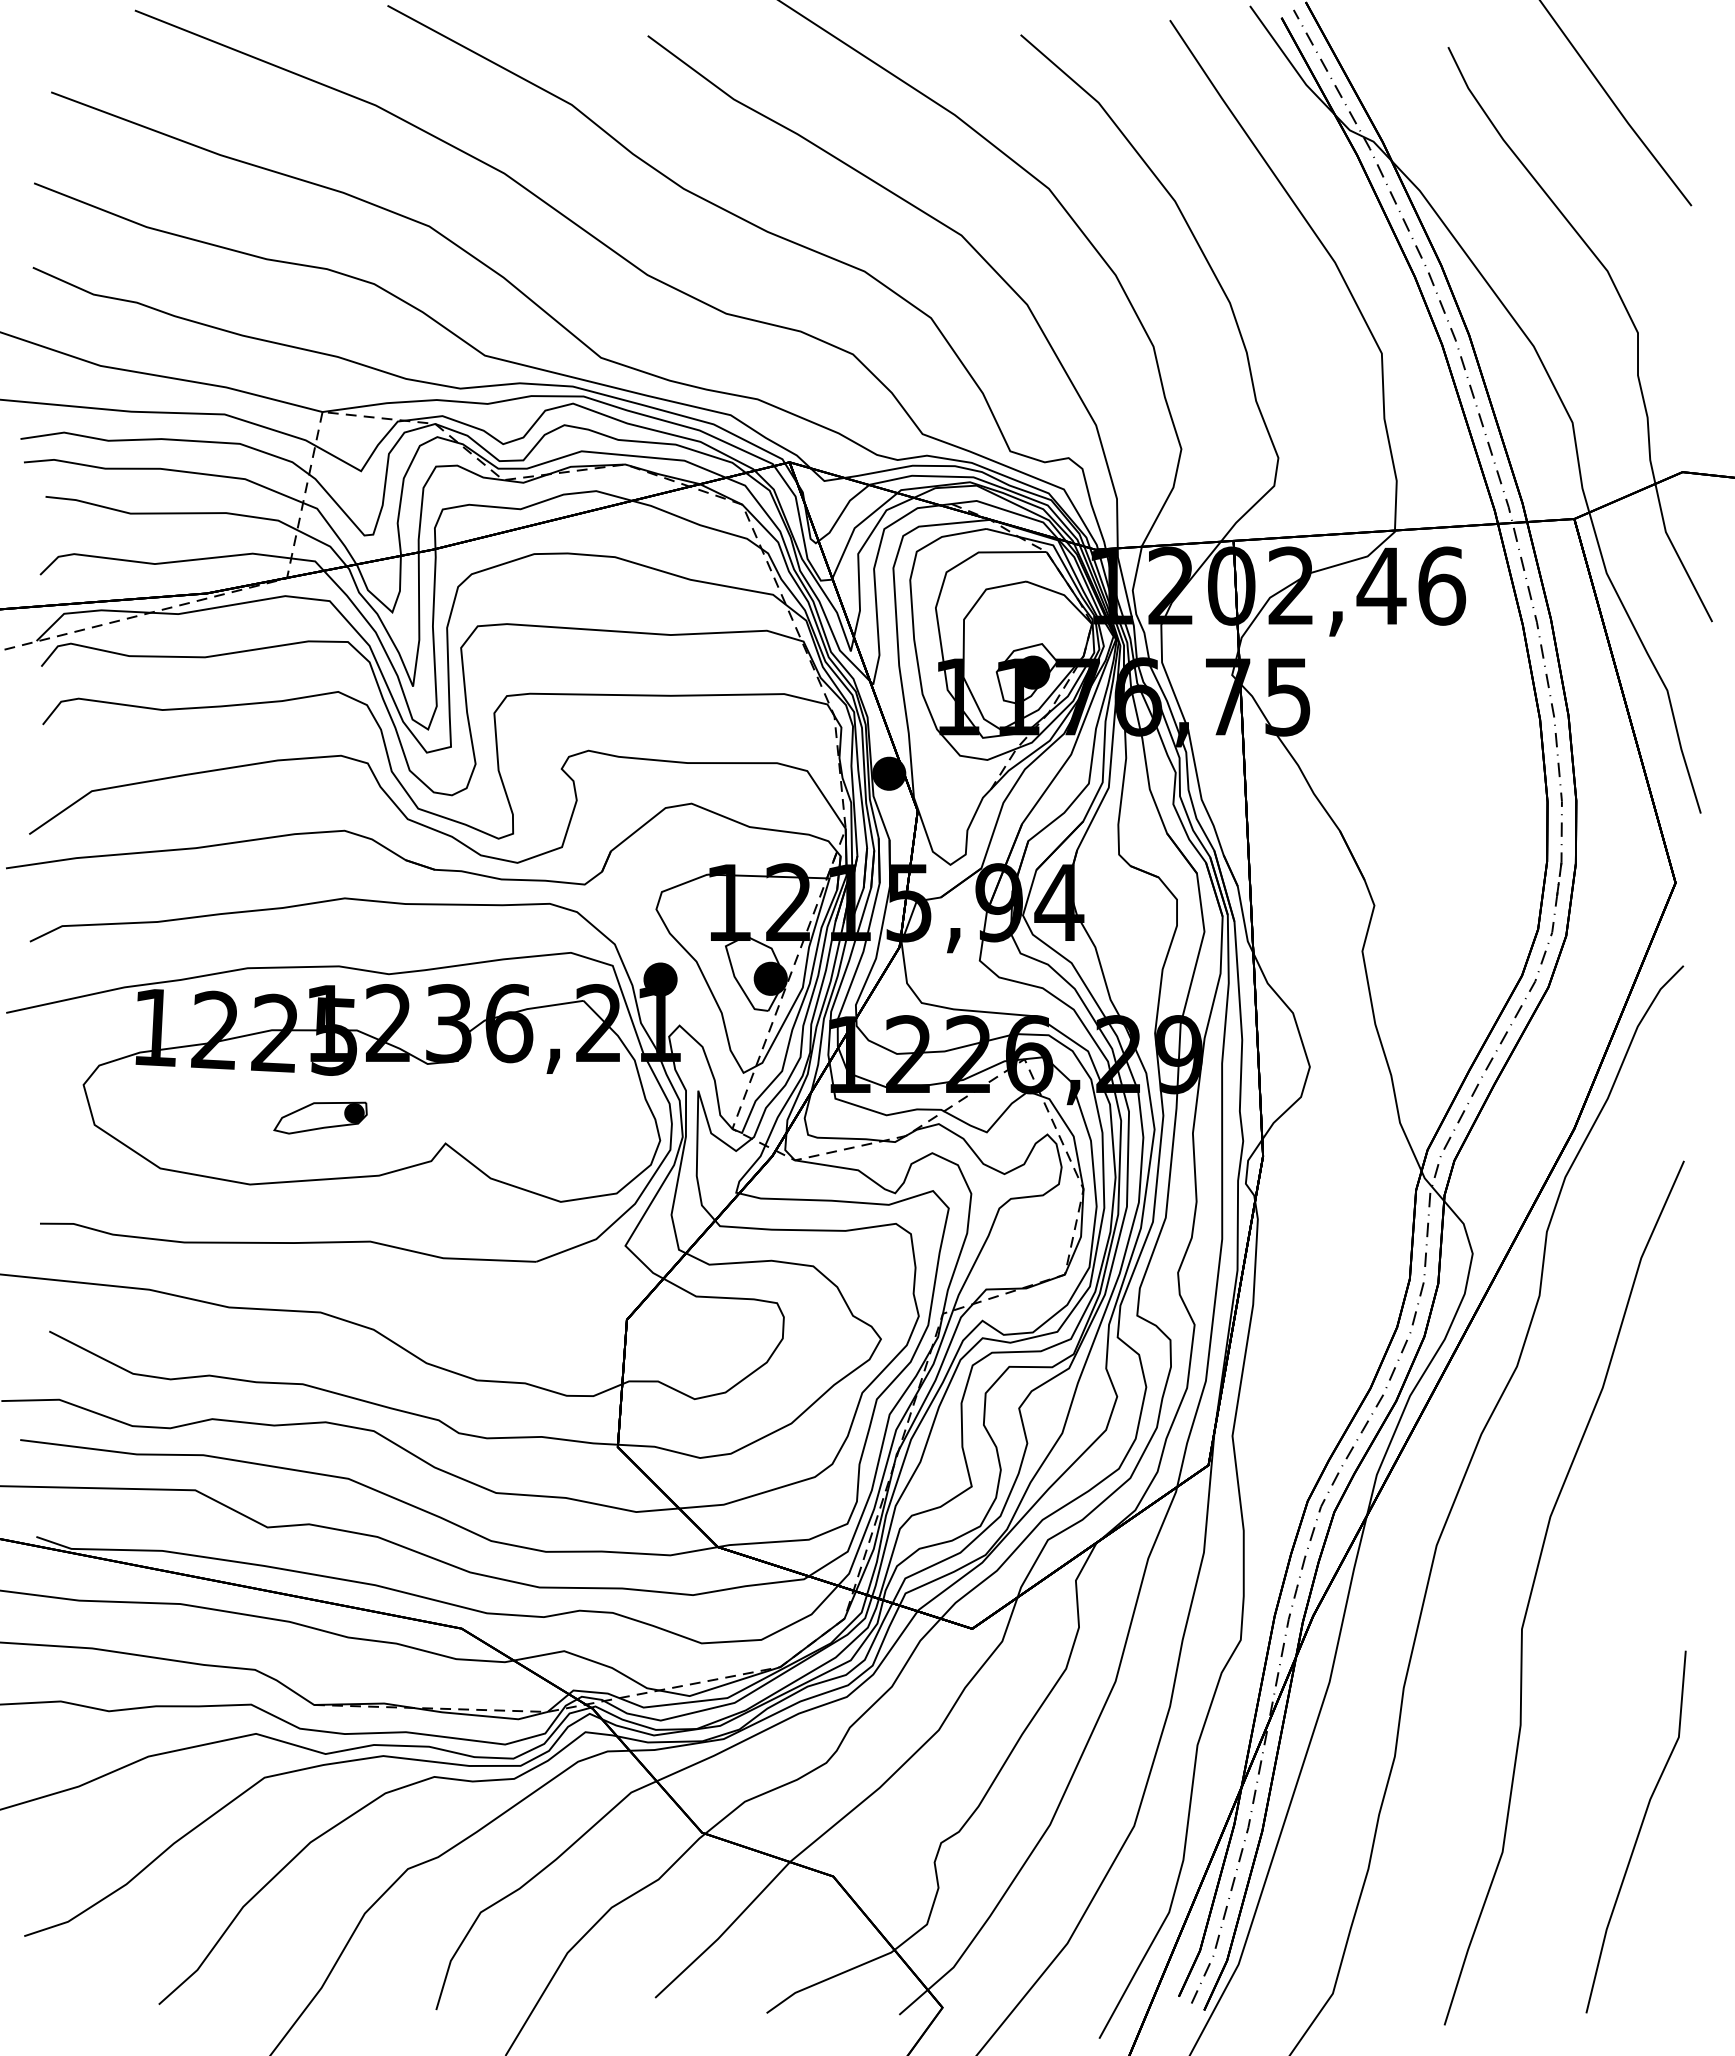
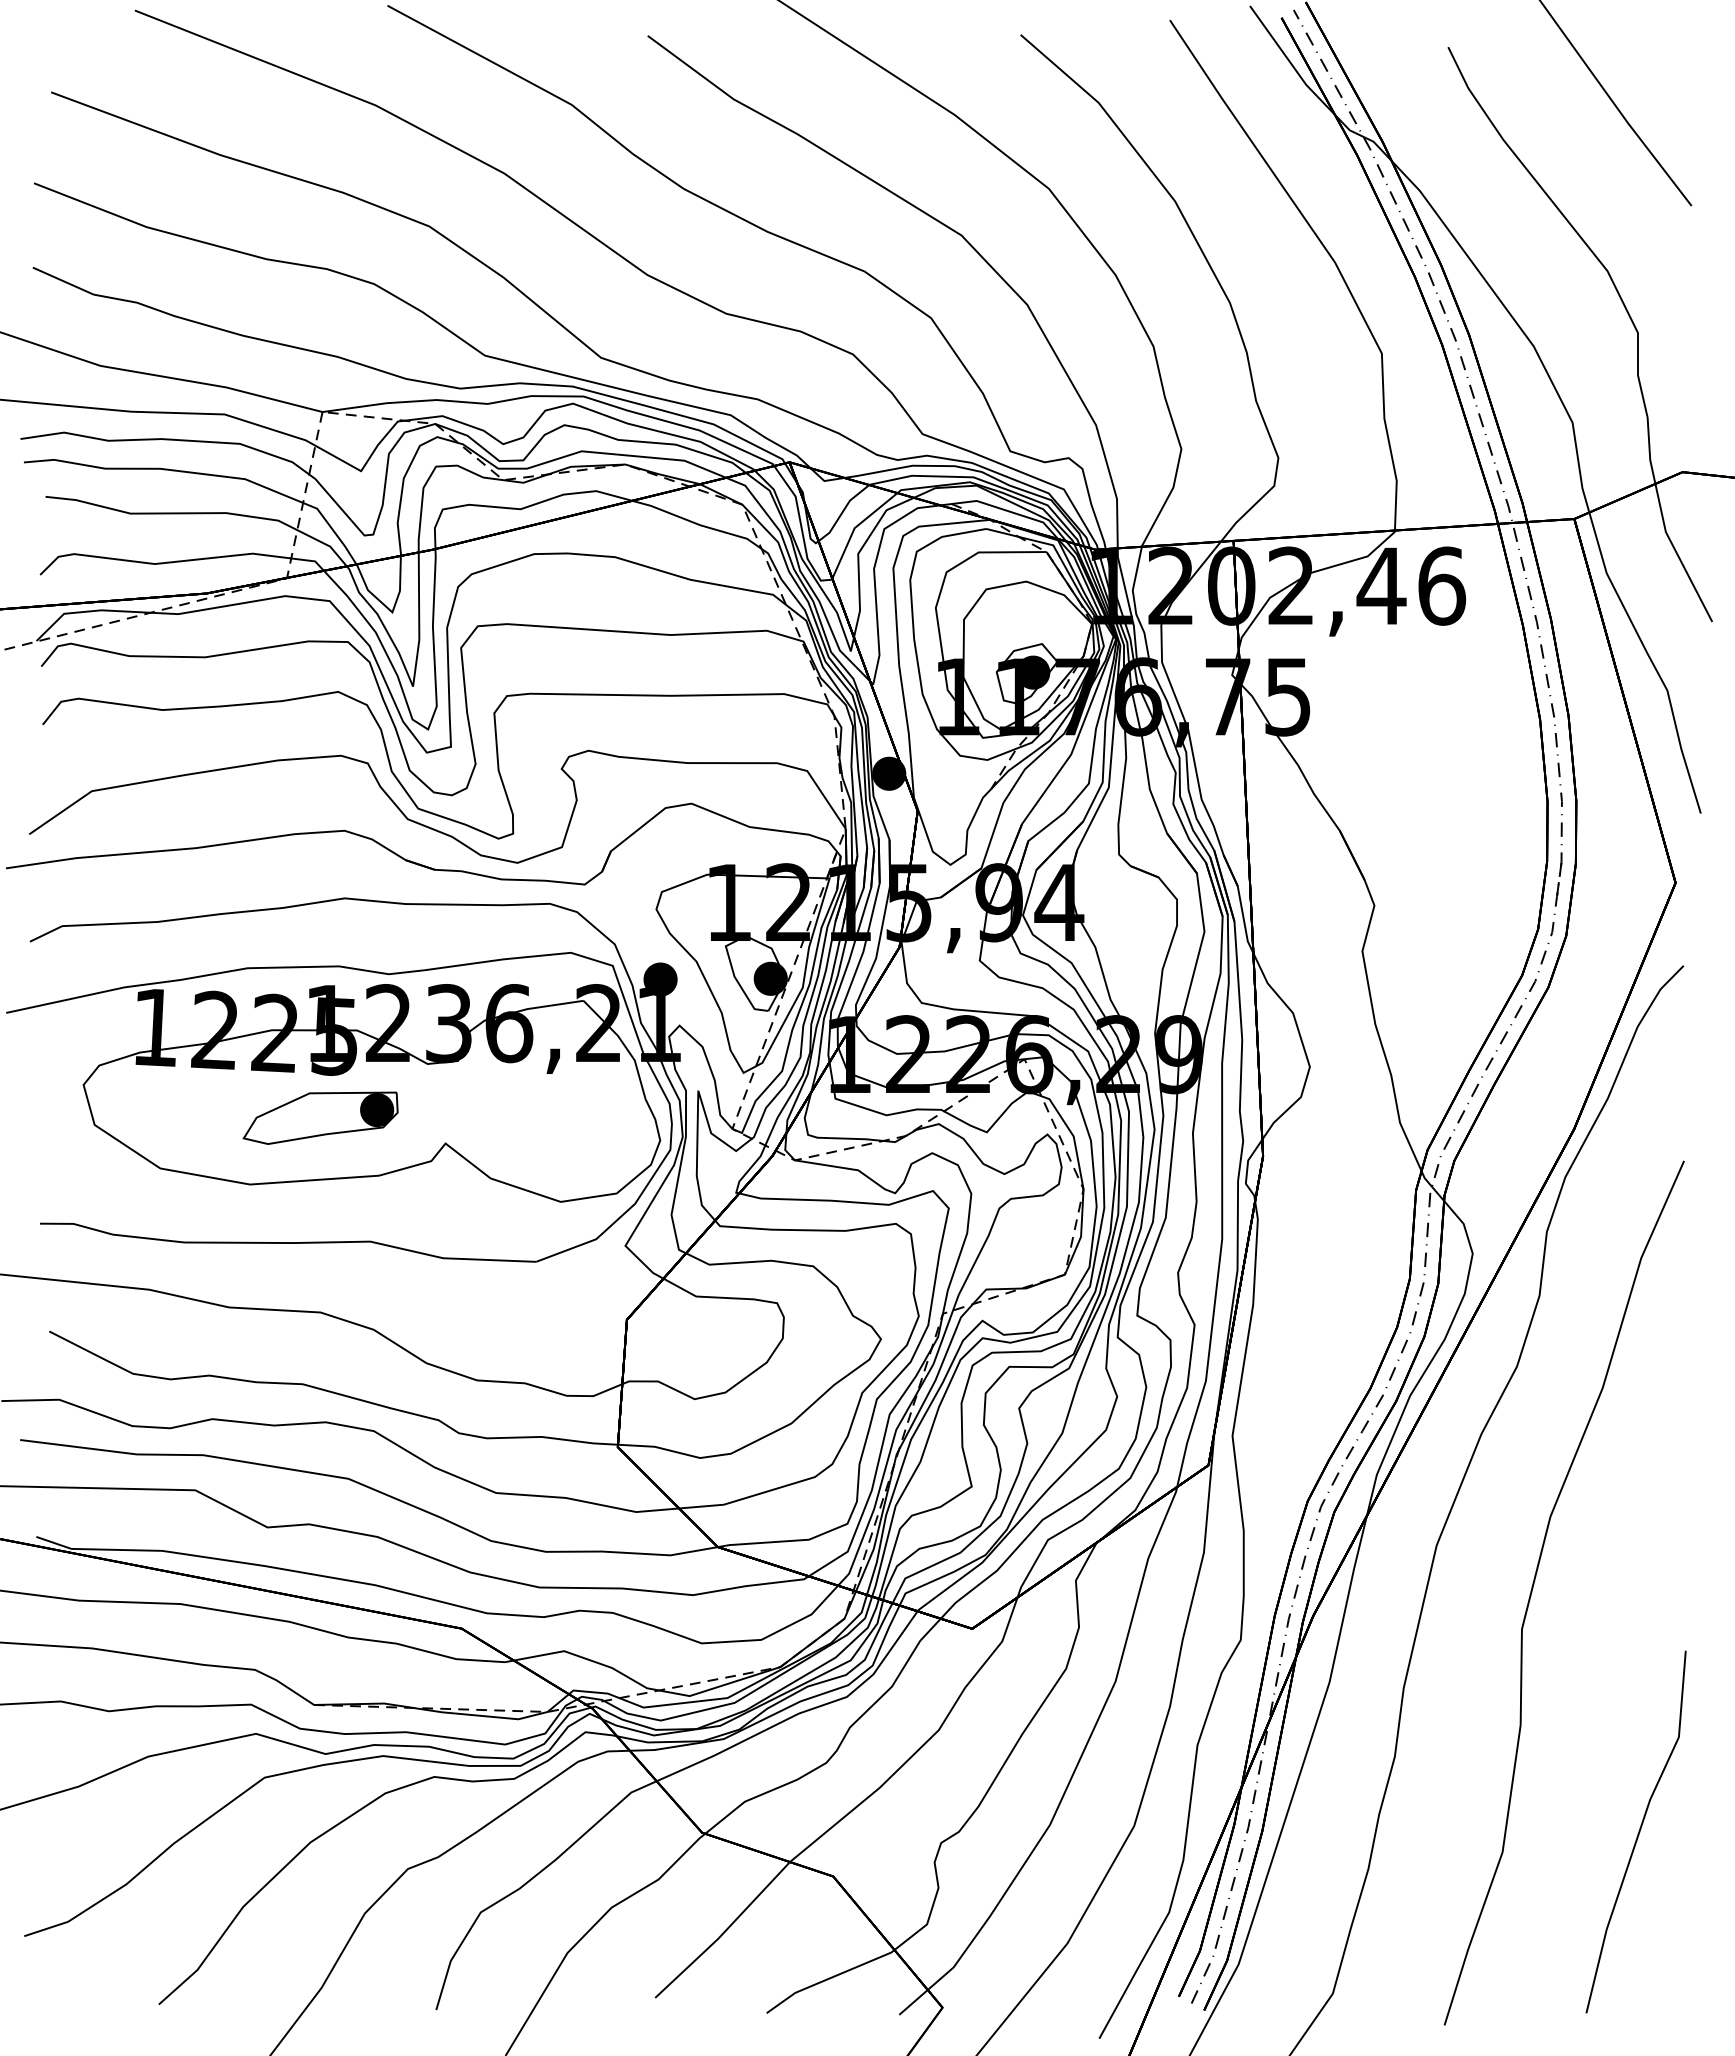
part size: 95x34 px -> 157x54 px (320, 1117)
